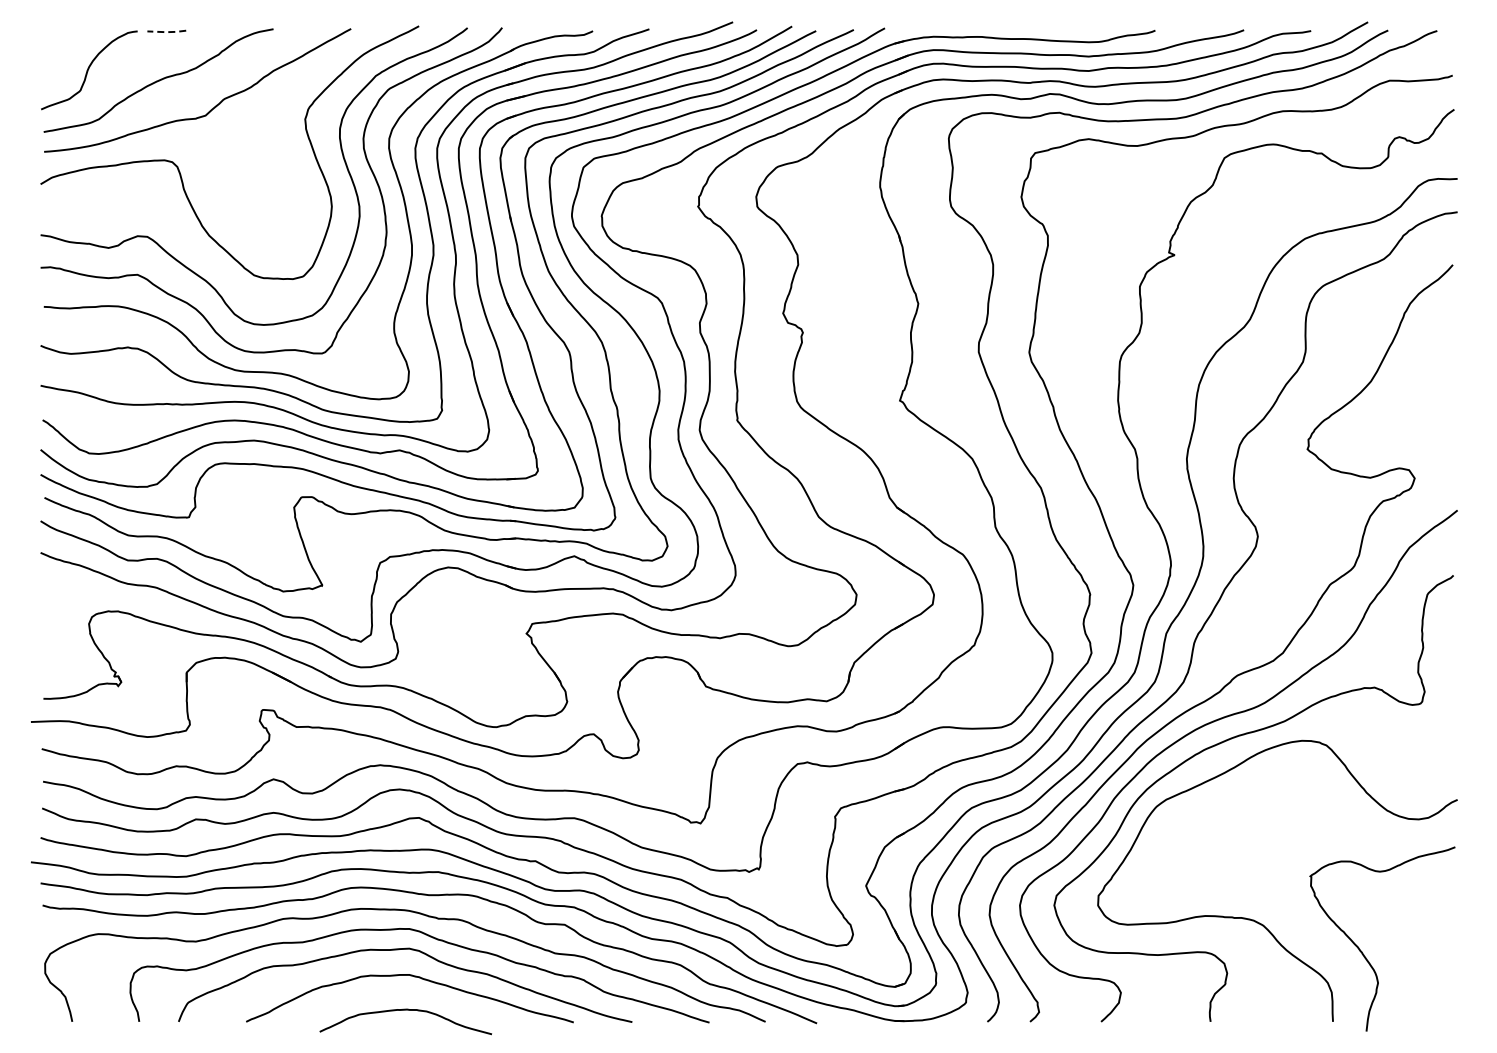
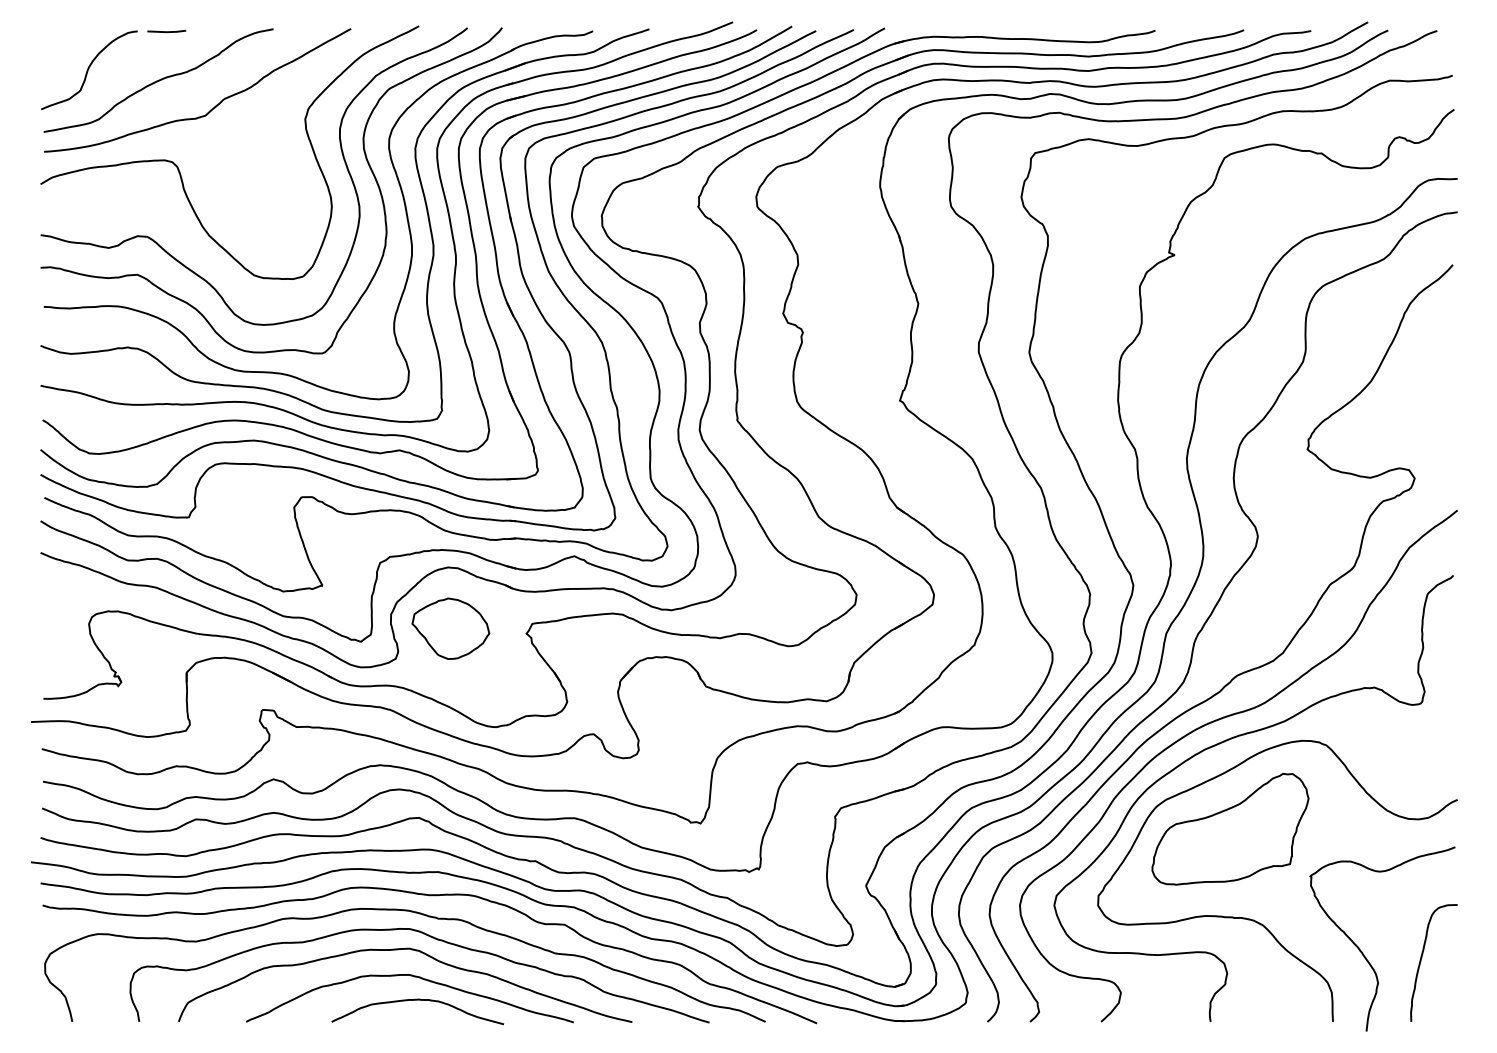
line: dashed -> solid (166, 32)
part: none -> present (450, 628)
part: none -> present (1230, 829)
curve: none -> present (1422, 958)
curve position: (405, 1010) -> (417, 1000) (417, 1000)
